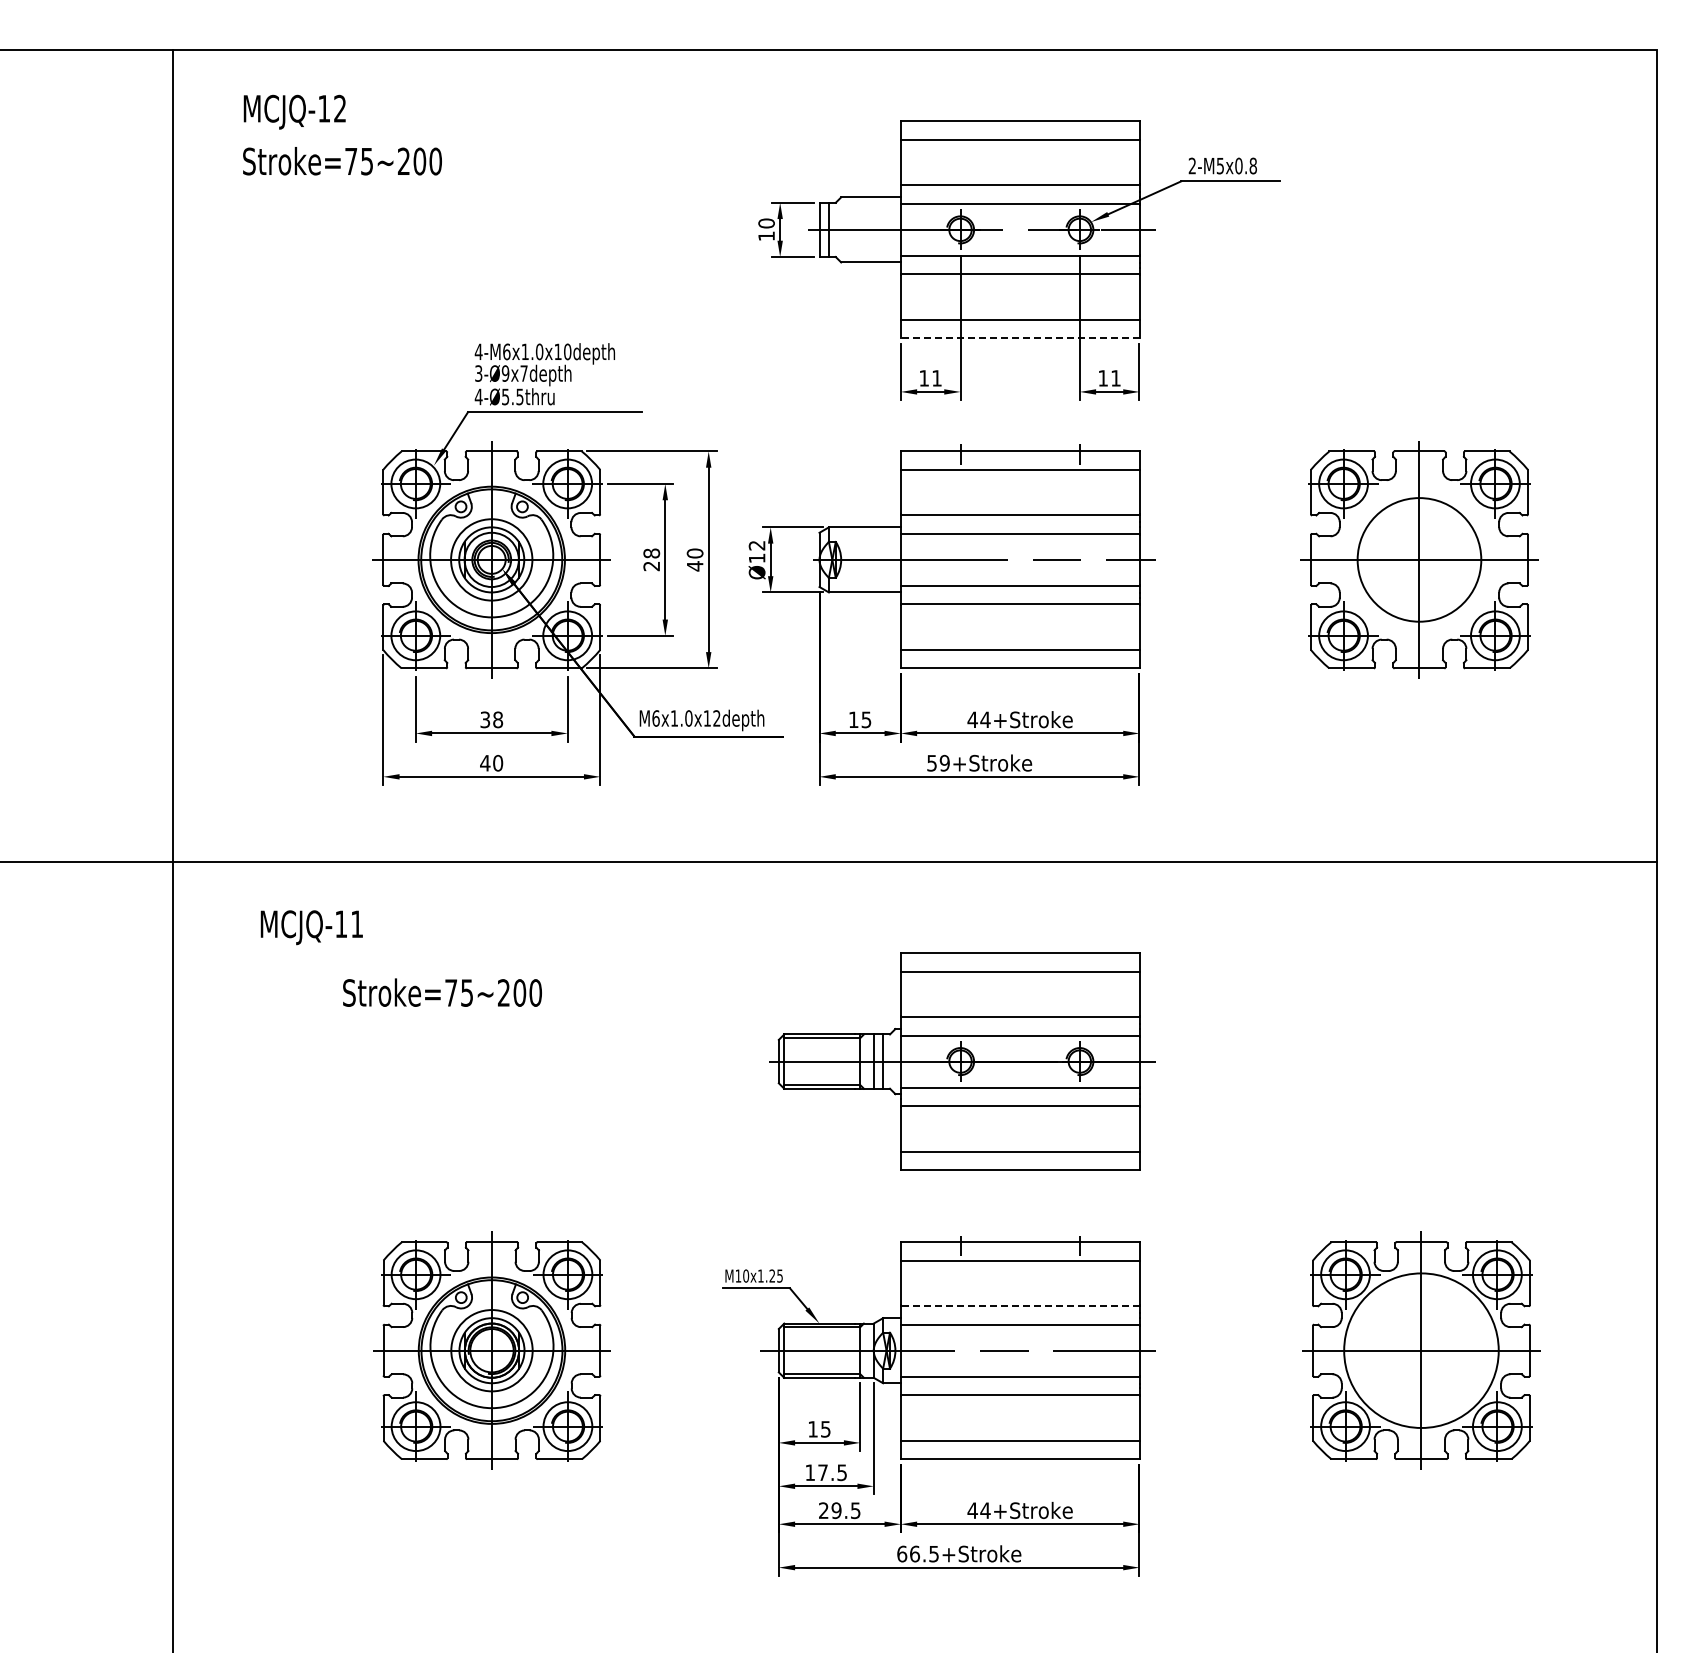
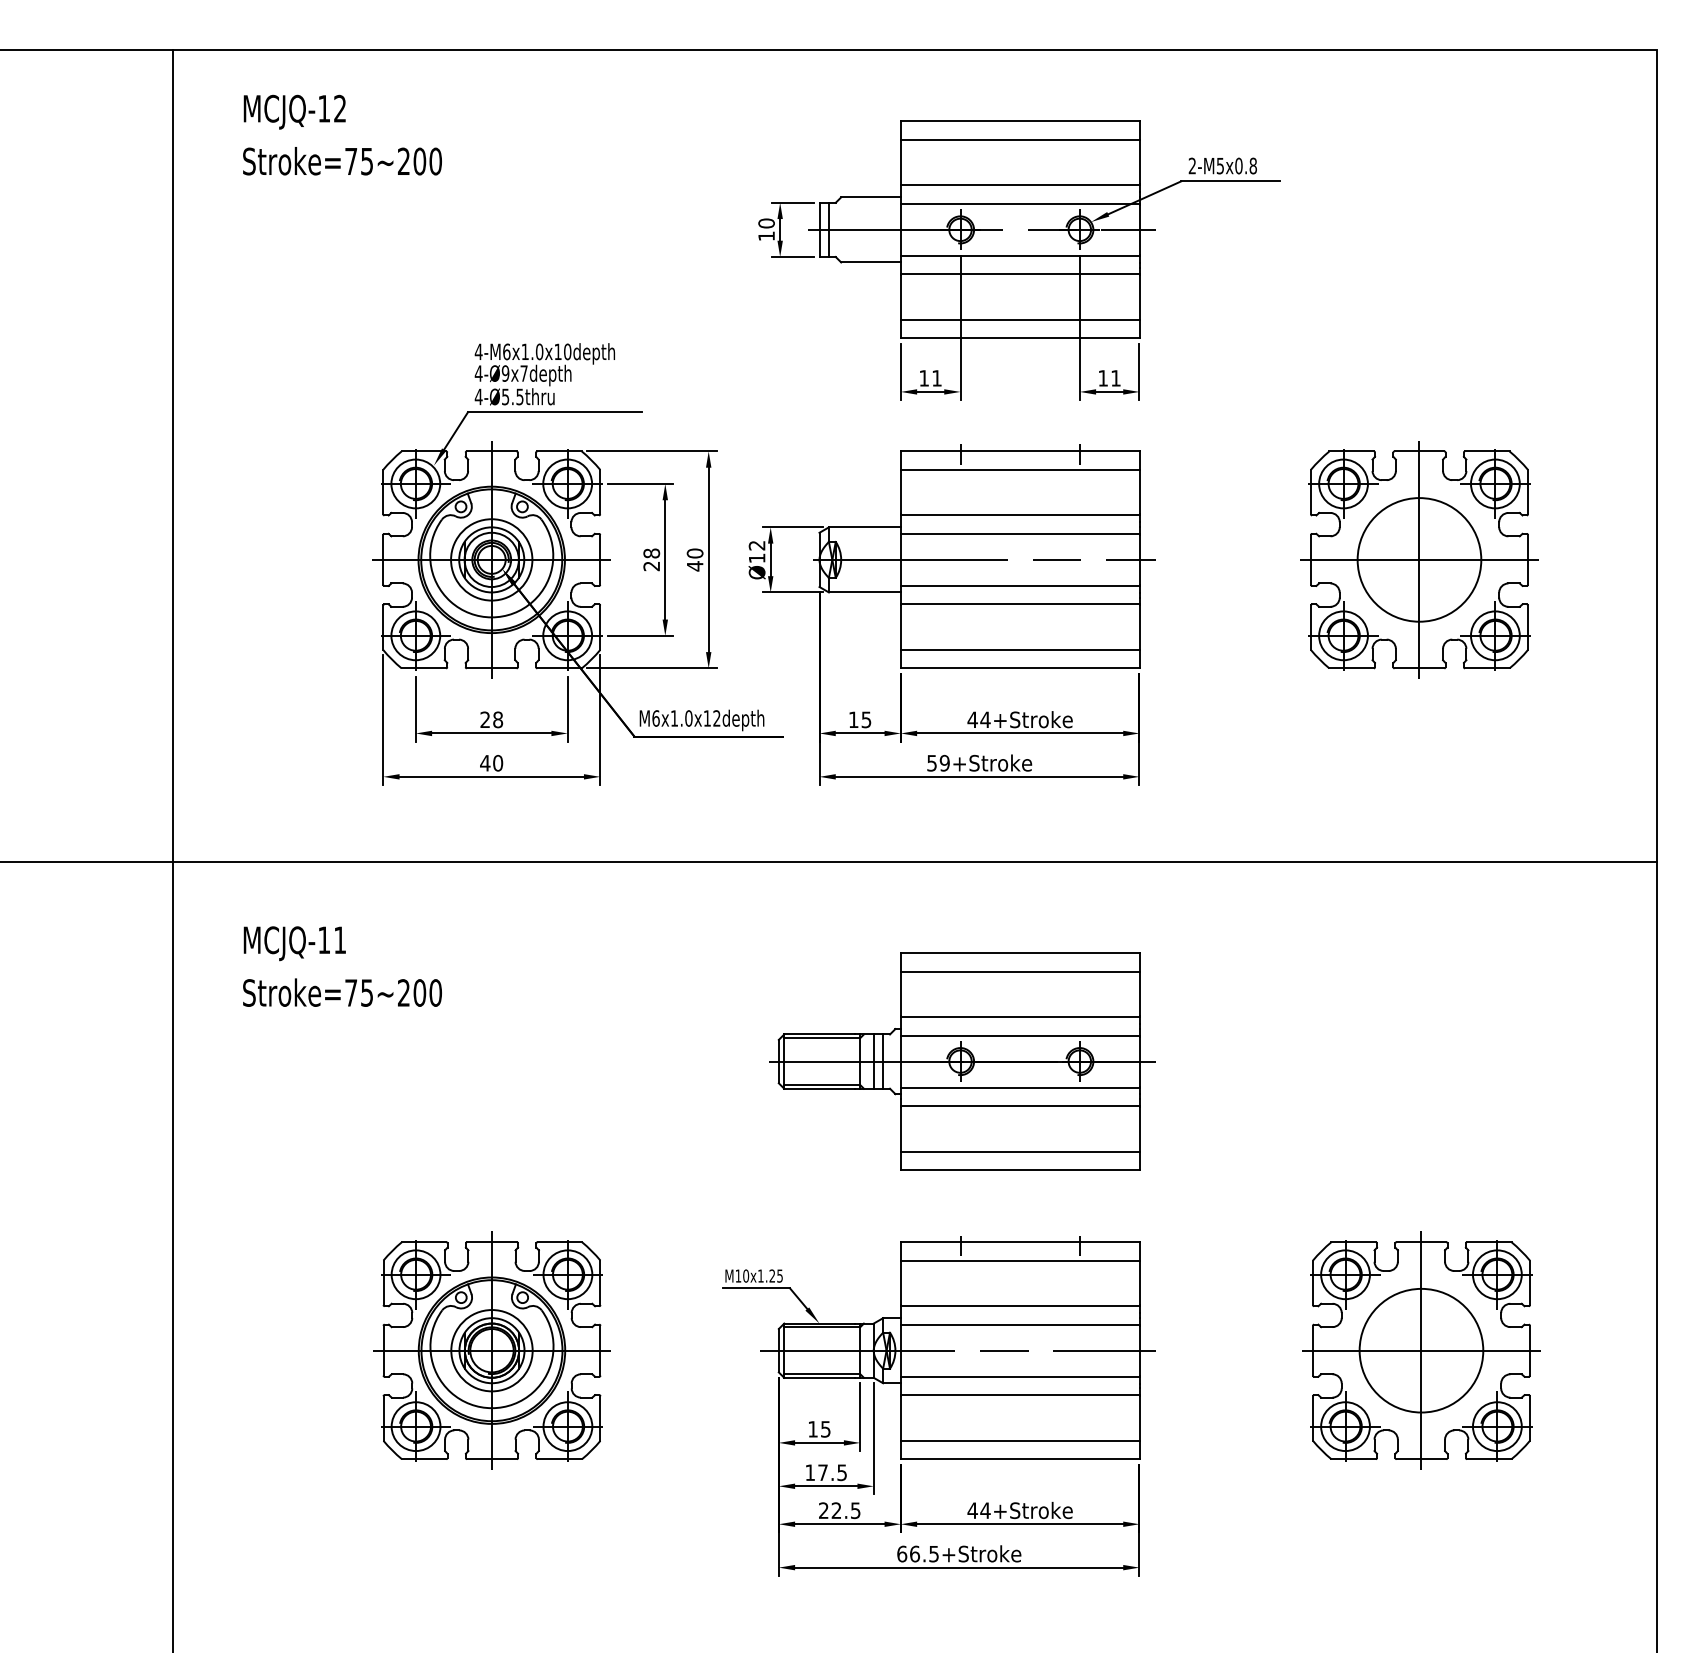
line: dashed -> solid (1019, 338)
text: 3-Ø9x7depth -> 4-Ø9x7depth (478, 373)
text: 38 -> 28 (485, 719)
text position: (311, 927) -> (294, 943) (294, 943)
text position: (442, 992) -> (342, 992) (342, 992)
line: dashed -> solid (1019, 1306)
circle diameter: 155 px -> 124 px (1421, 1350)
text: 29.5 -> 22.5 (836, 1510)
